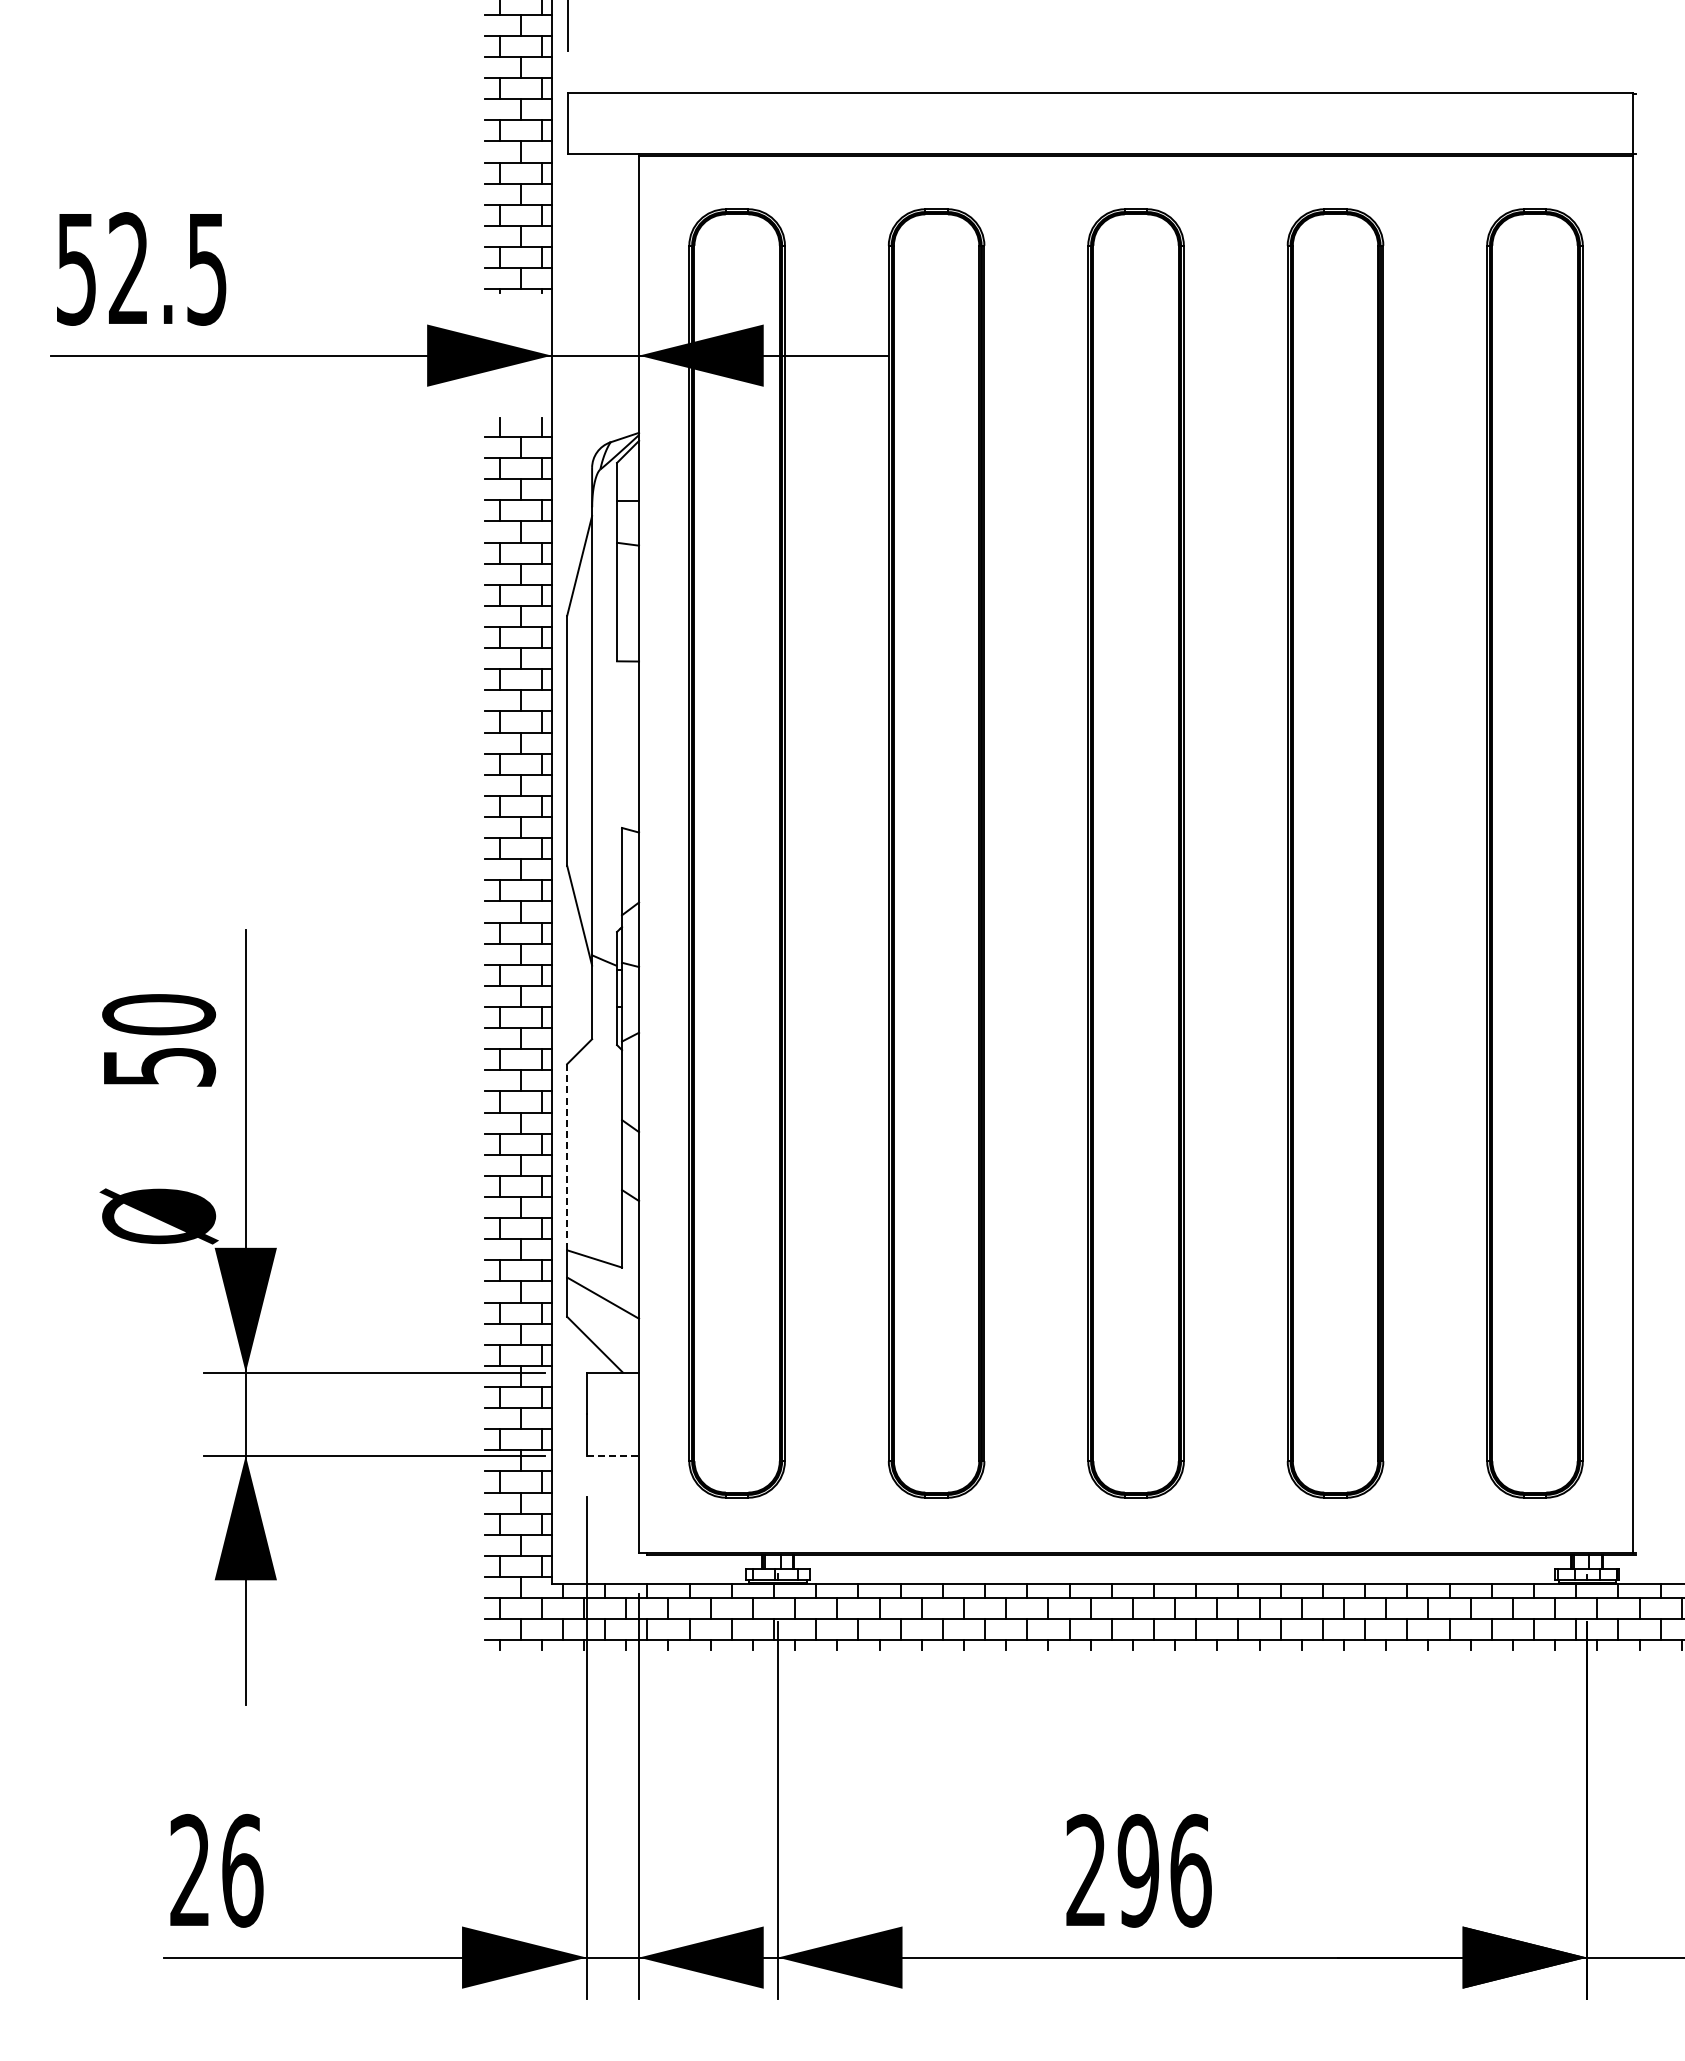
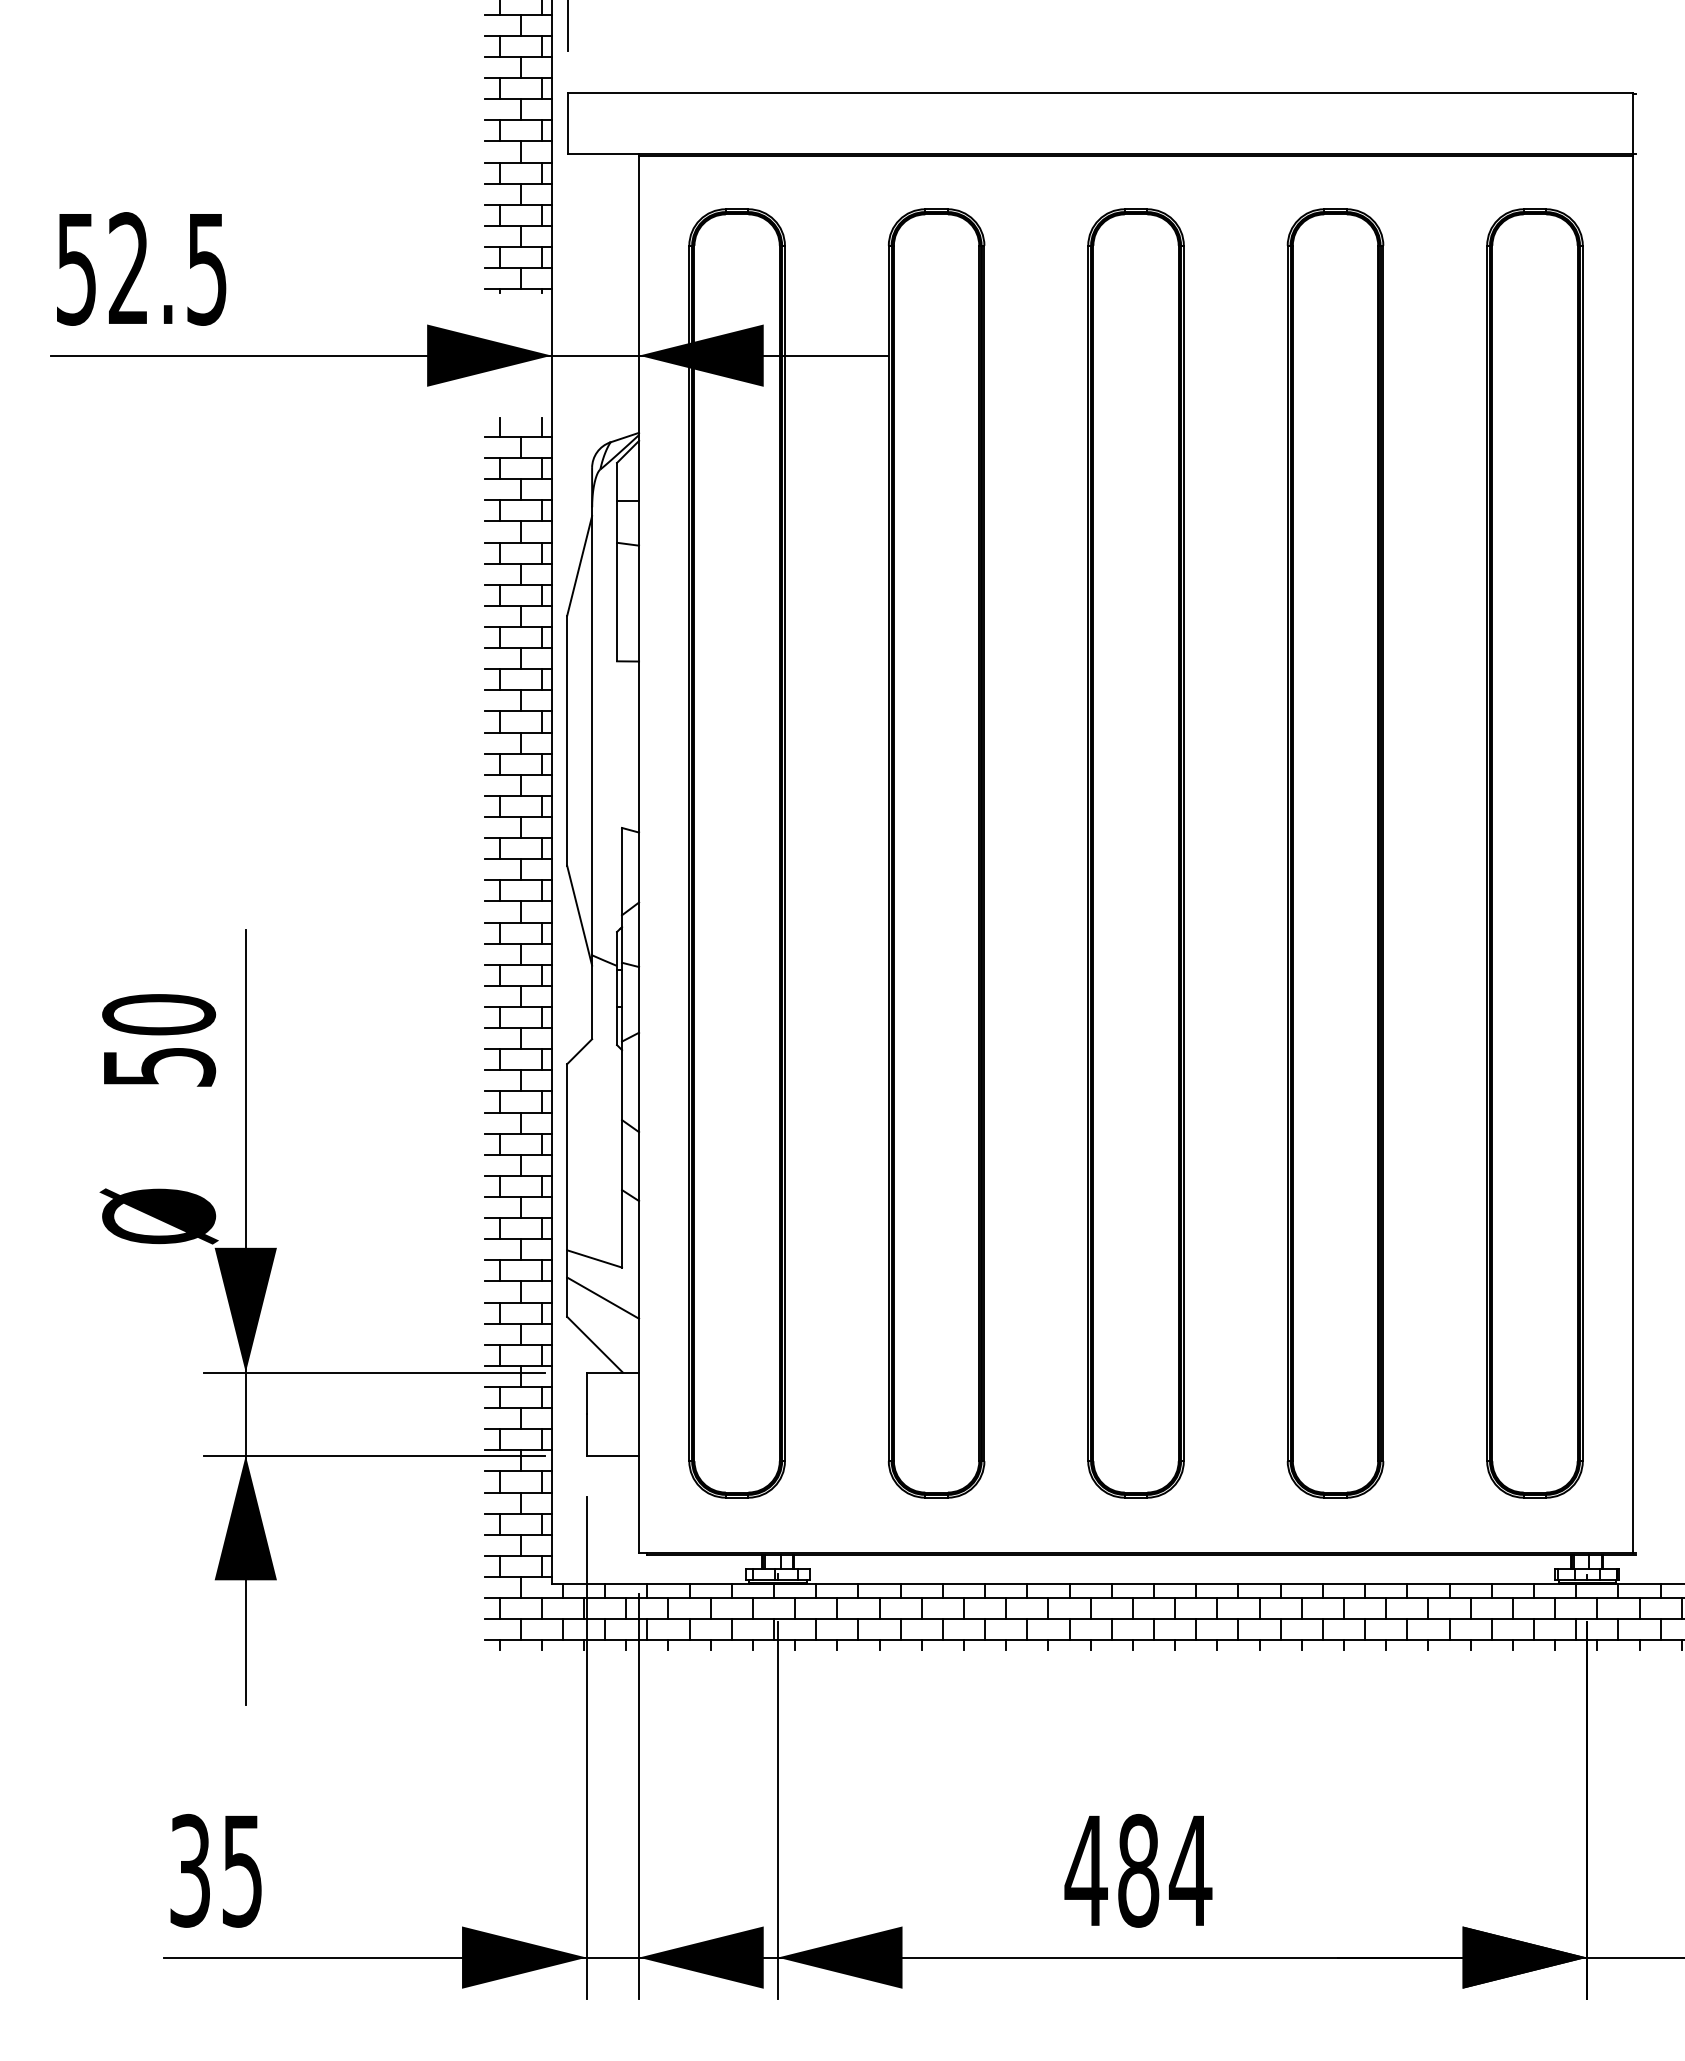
line: dashed -> solid (567, 1157)
line: dashed -> solid (613, 1455)
text: 26 -> 35 (216, 1870)
text: 296 -> 484 (1138, 1870)
